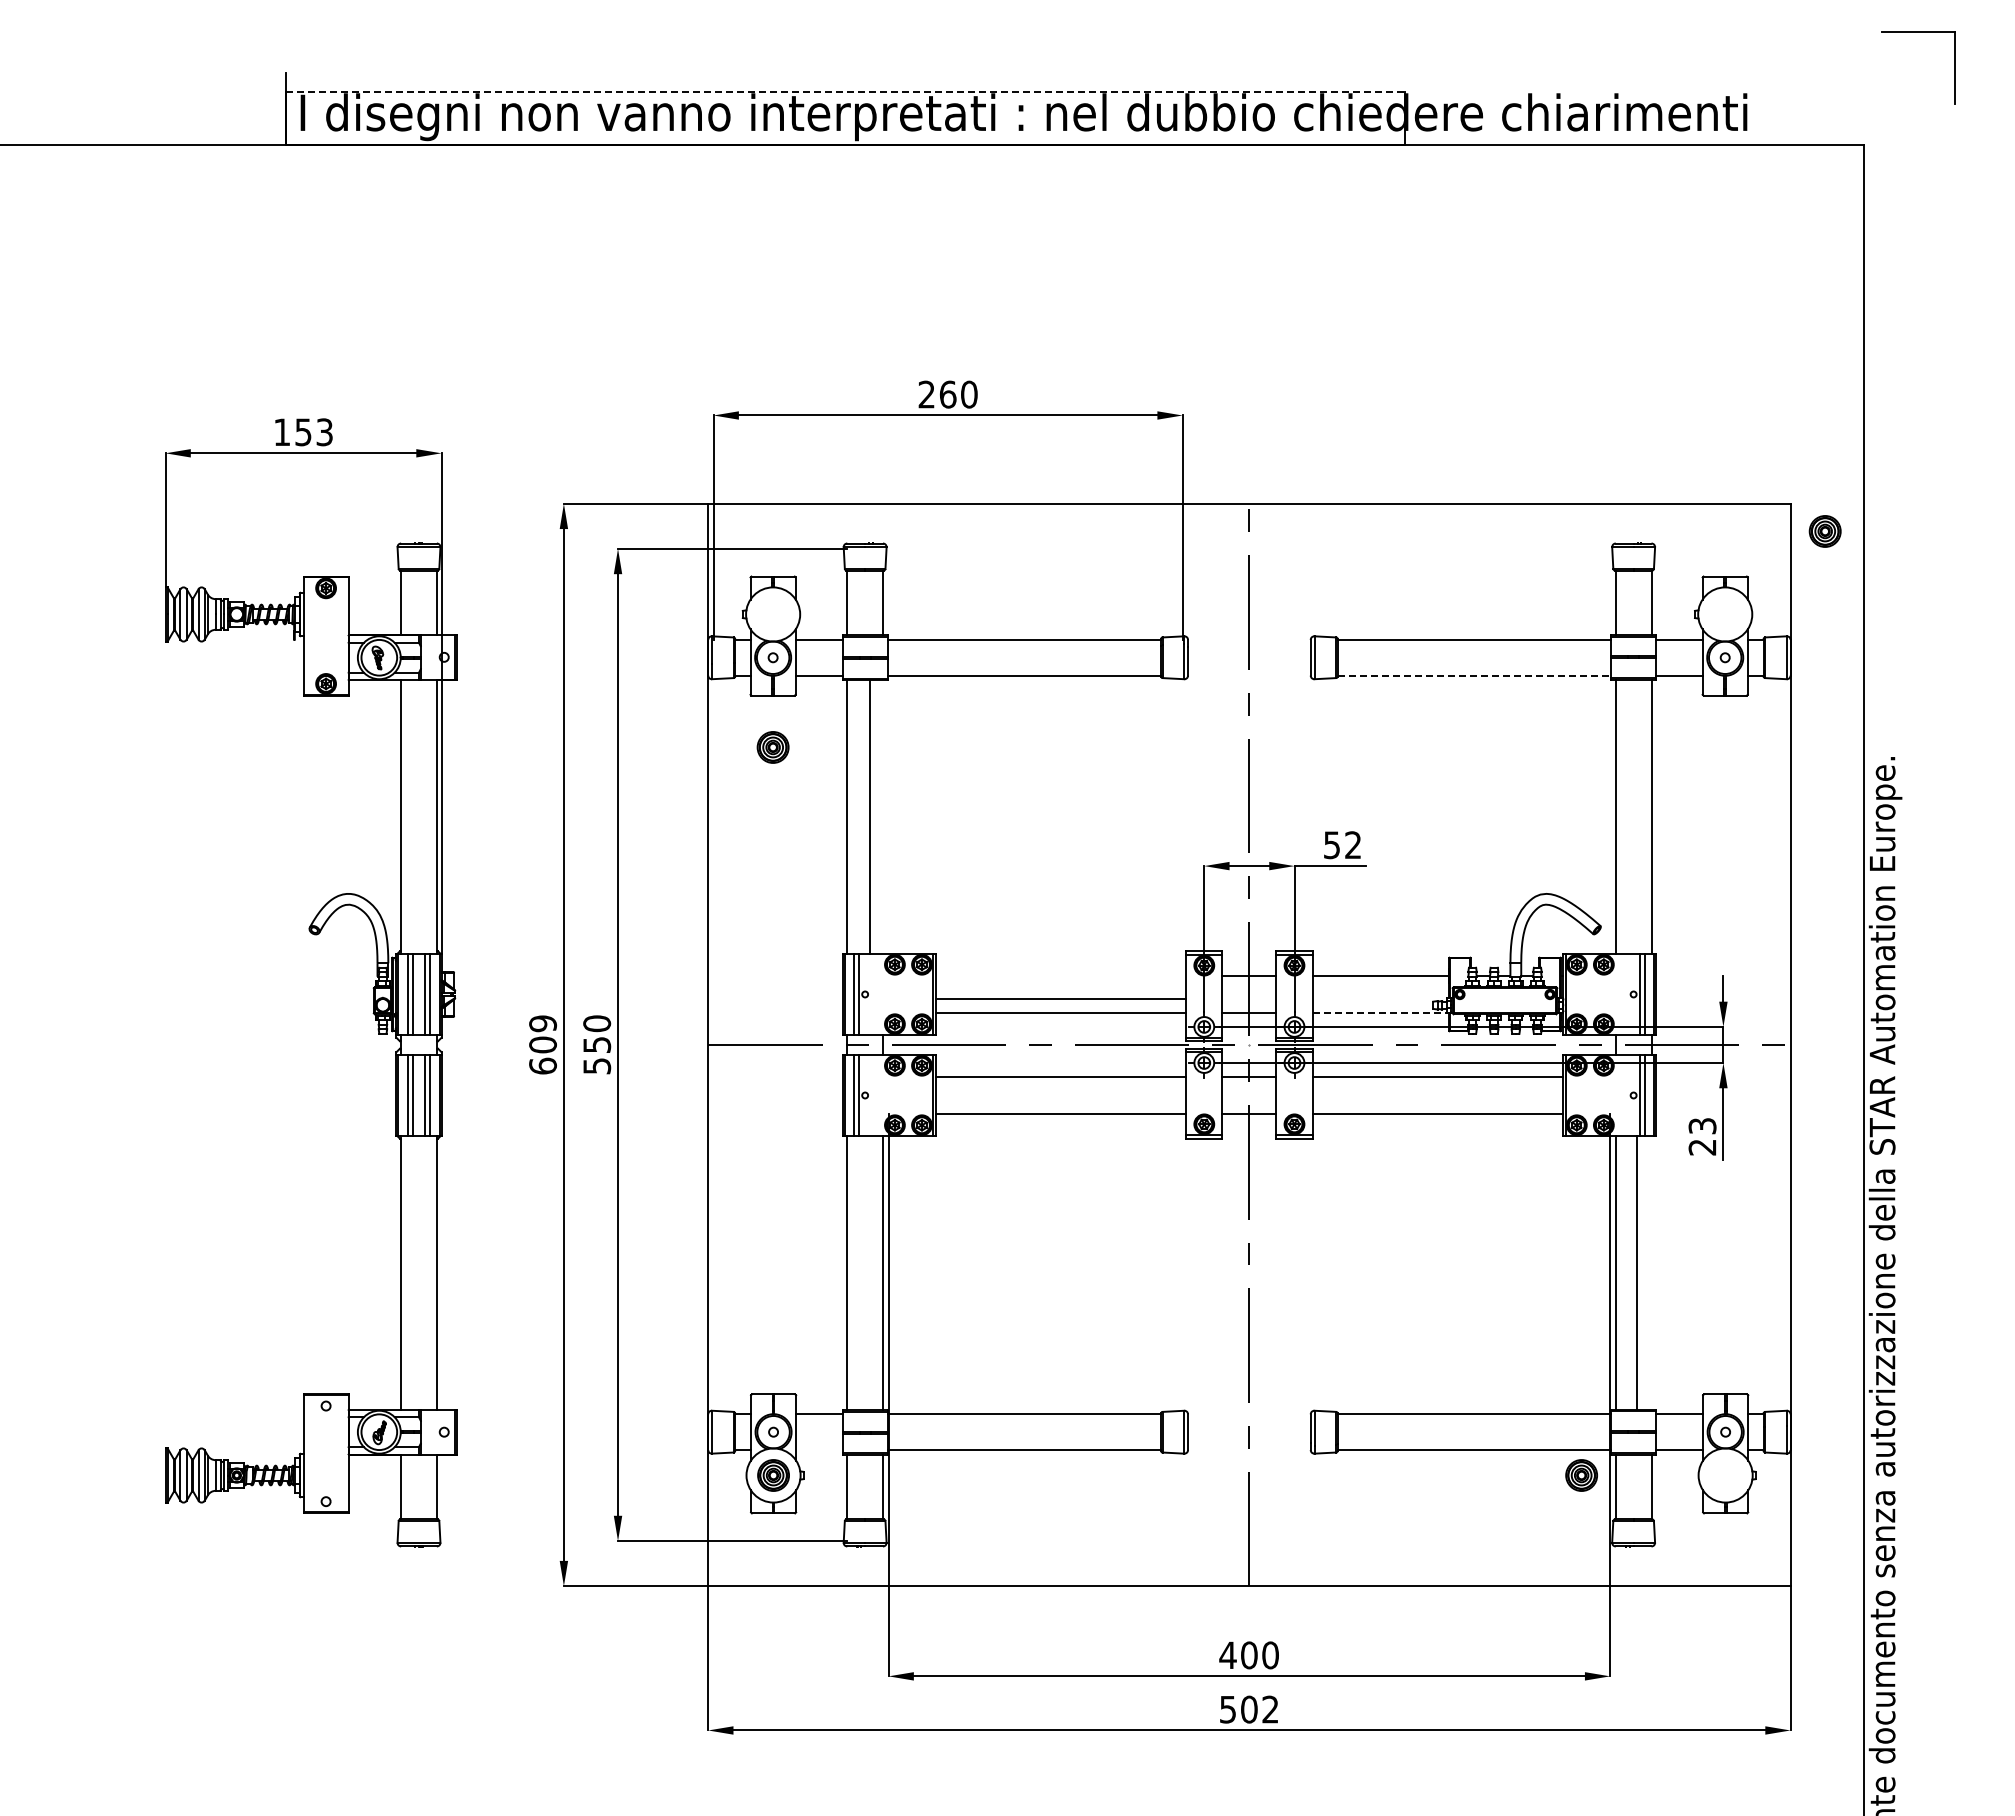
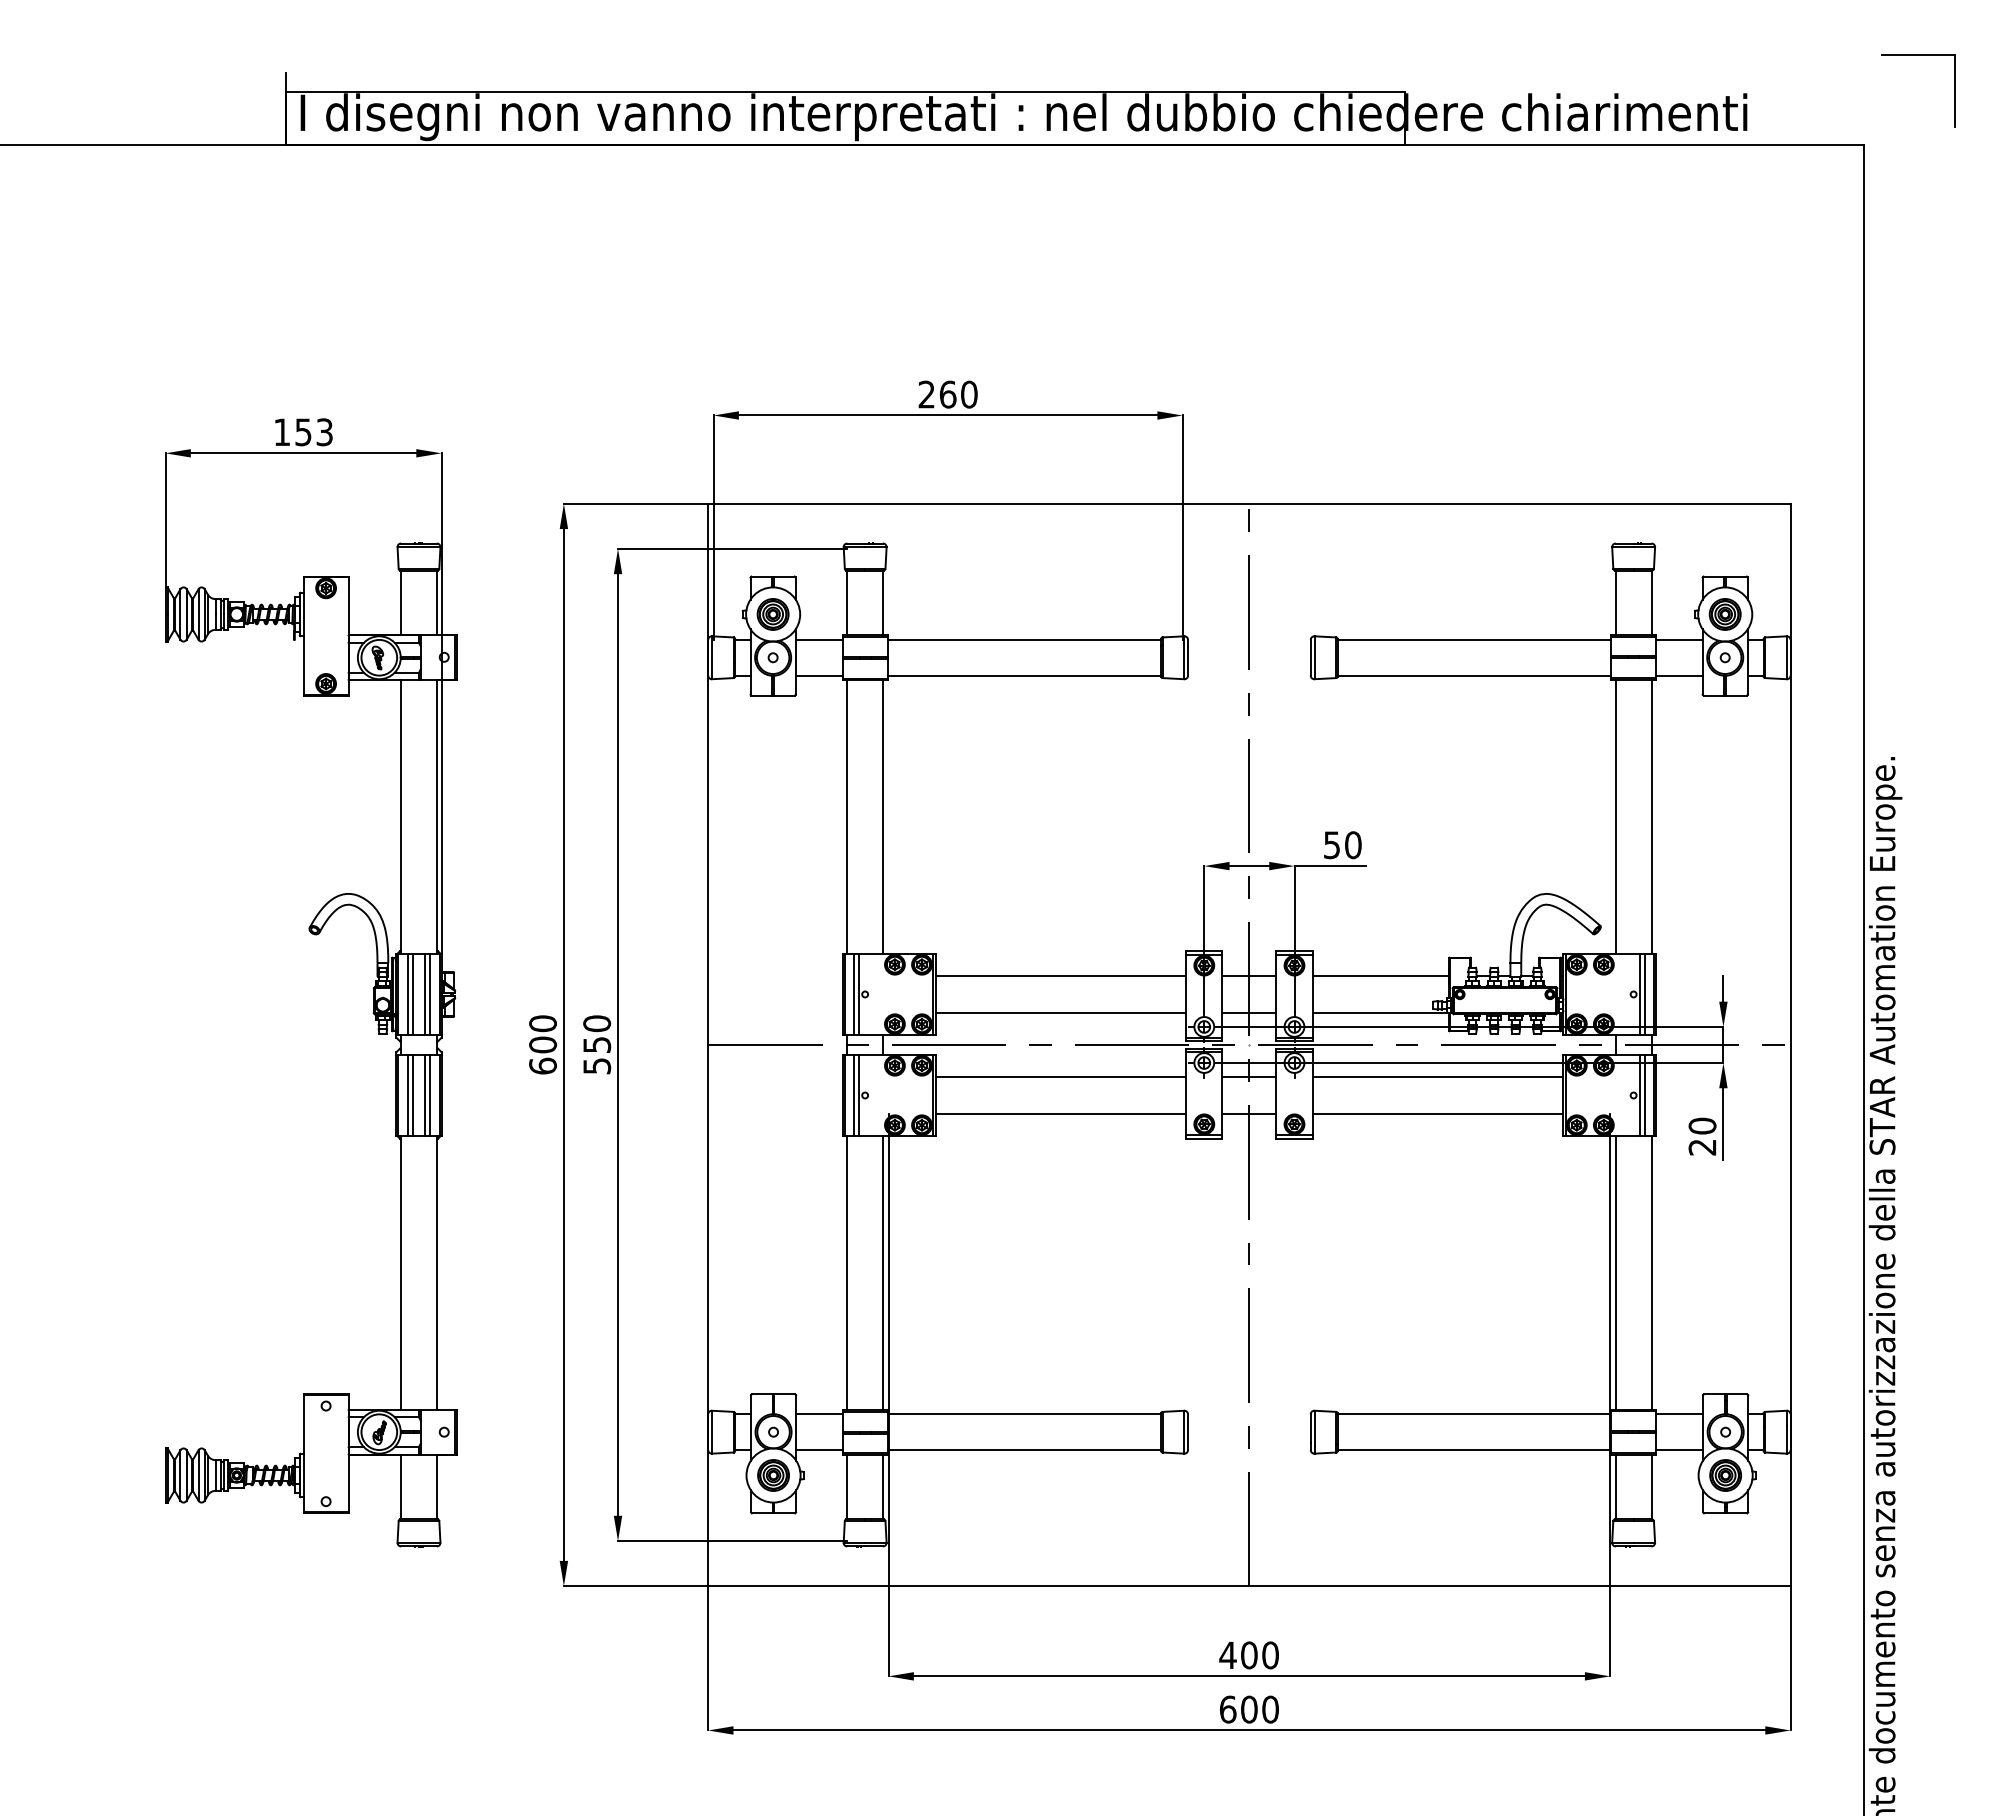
part position: (1918, 32) -> (1918, 55) (1918, 55)
line: dashed -> solid (845, 92)
part position: (1824, 531) -> (1724, 614) (1724, 614)
line: dashed -> solid (1474, 675)
part position: (772, 747) -> (772, 614) (772, 614)
line position: (870, 816) -> (883, 816) (883, 816)
text: 52 -> 50 (1353, 845)
line position: (1060, 999) -> (1060, 976) (1060, 976)
line: dashed -> solid (1380, 1012)
text: 609 -> 600 (543, 1023)
text: 23 -> 20 (1702, 1125)
line position: (1636, 1272) -> (1651, 1272) (1651, 1272)
line: none -> present (819, 1450)
part position: (1581, 1475) -> (1725, 1475) (1725, 1475)
text: 502 -> 600 (1248, 1709)
